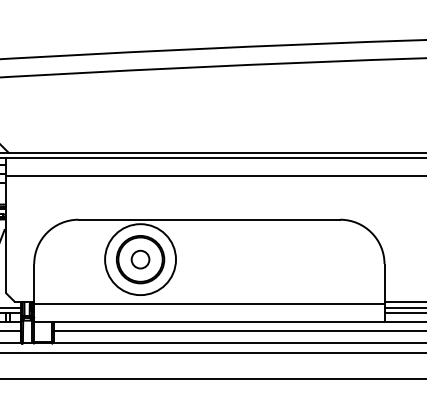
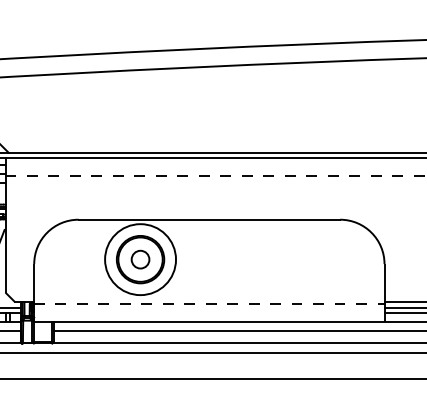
line: solid -> dashed (216, 175)
line: solid -> dashed (209, 304)
